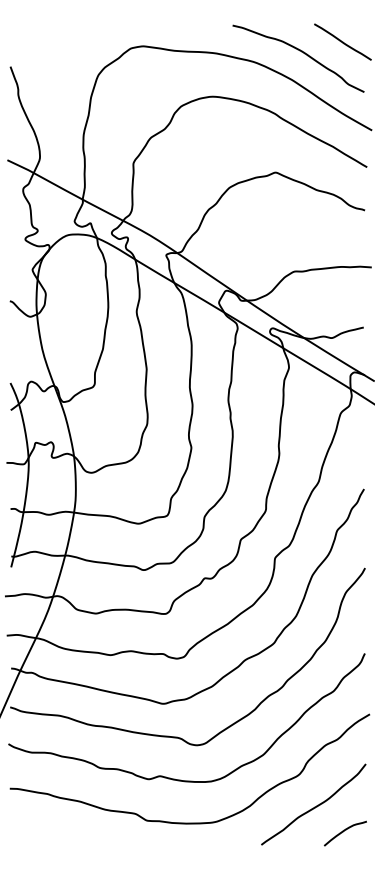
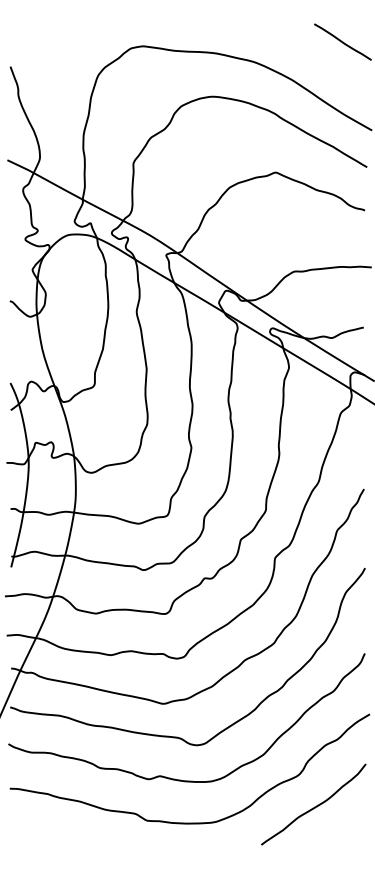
curve: present -> none (301, 52)
curve: present -> none (343, 832)
